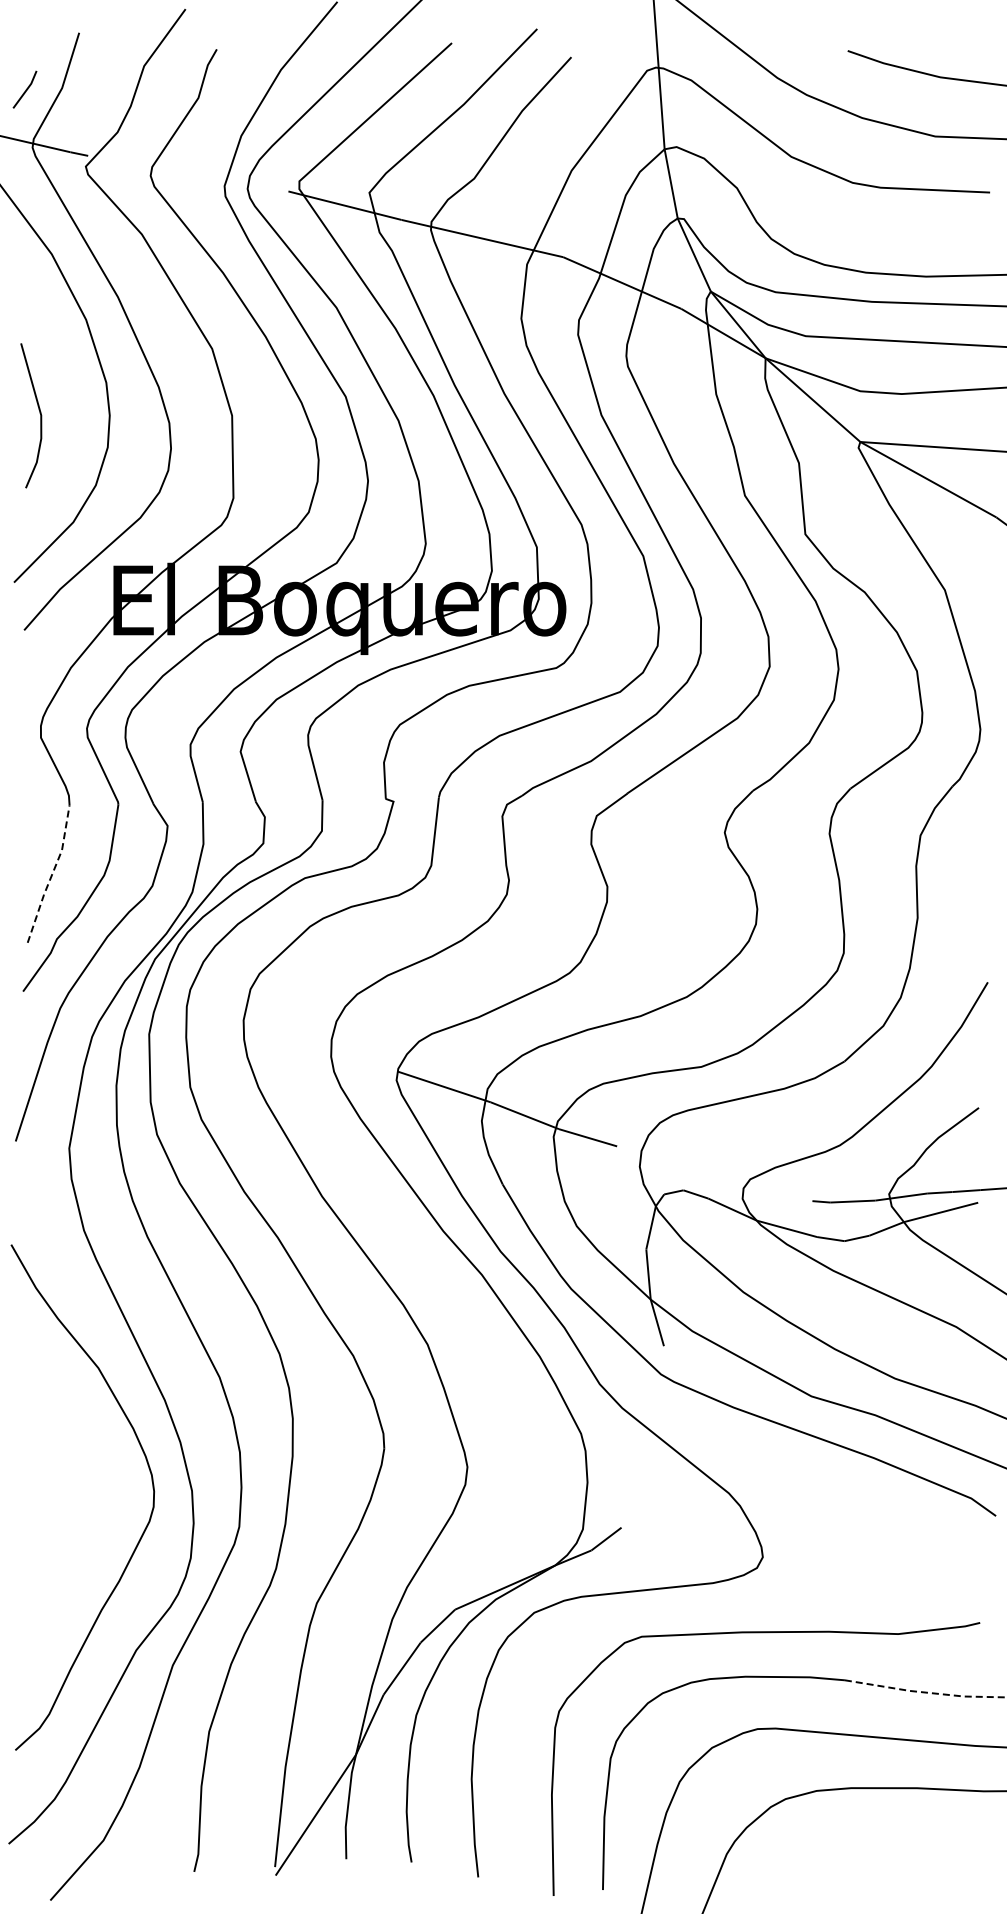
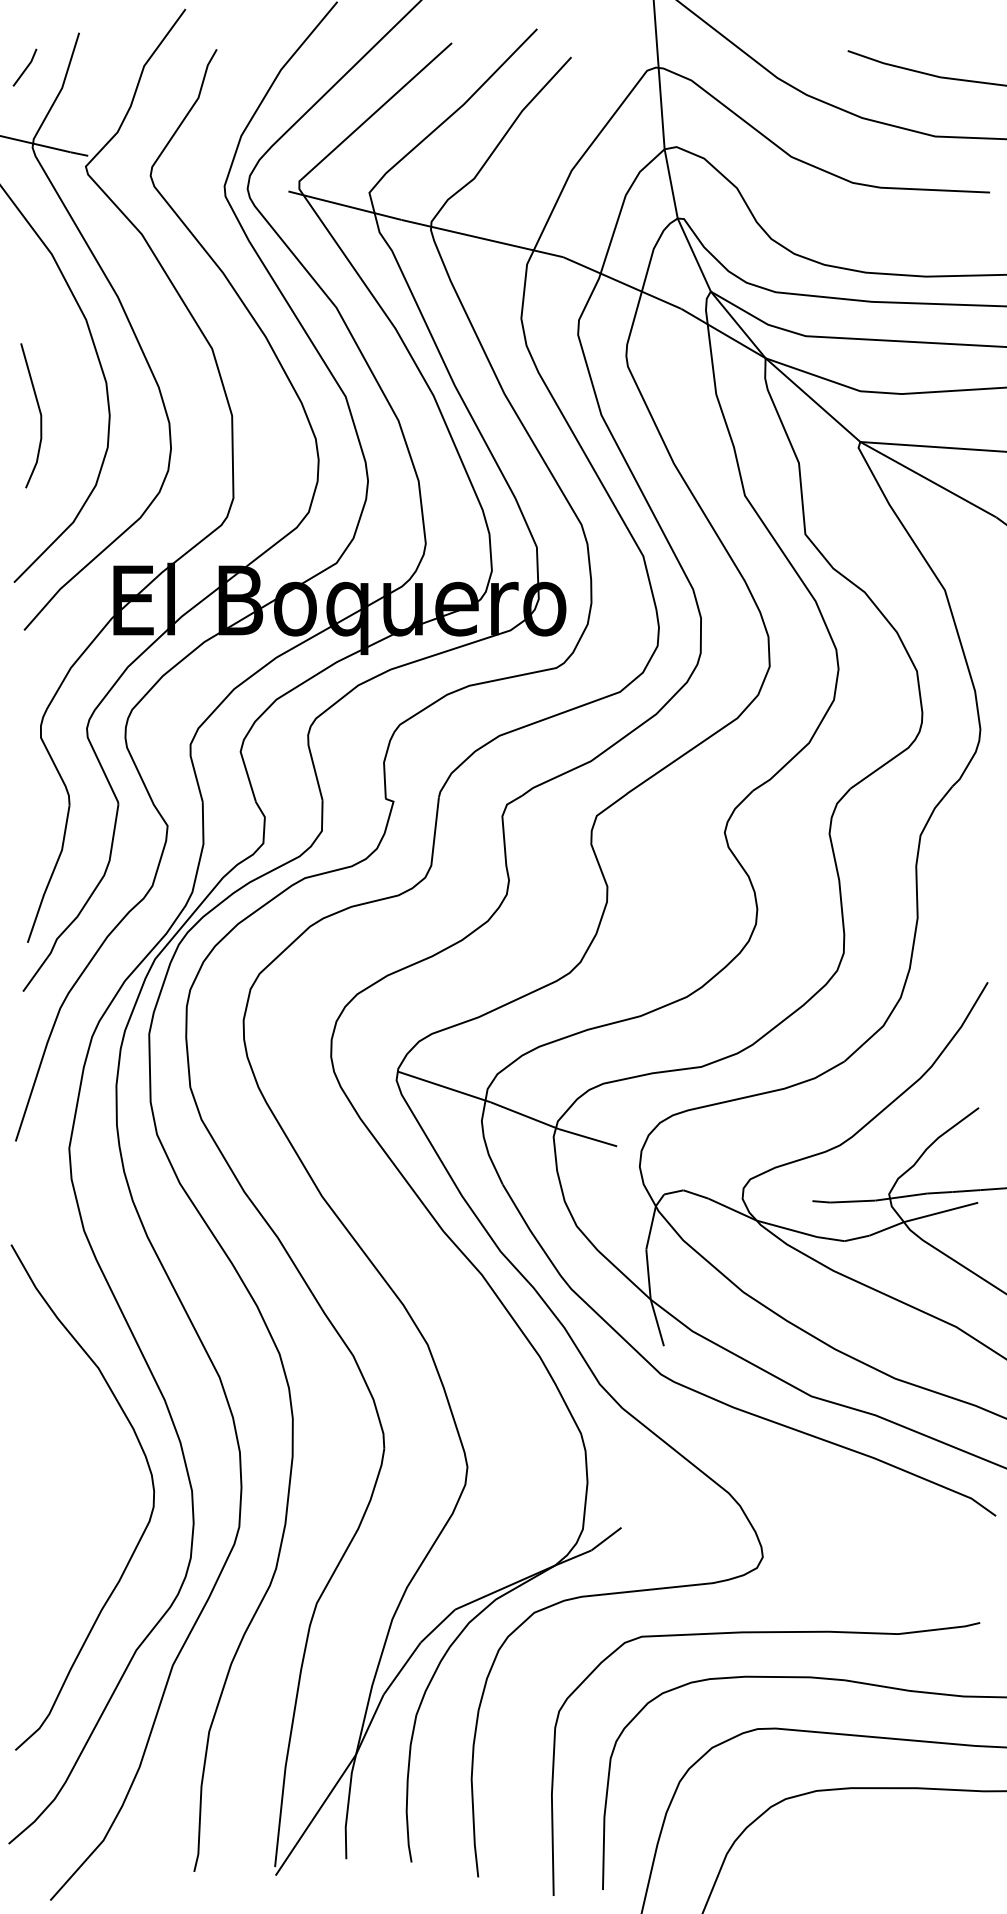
line position: (25, 89) -> (25, 67) (25, 67)
line: dashed -> solid (52, 874)
line: dashed -> solid (925, 1692)
